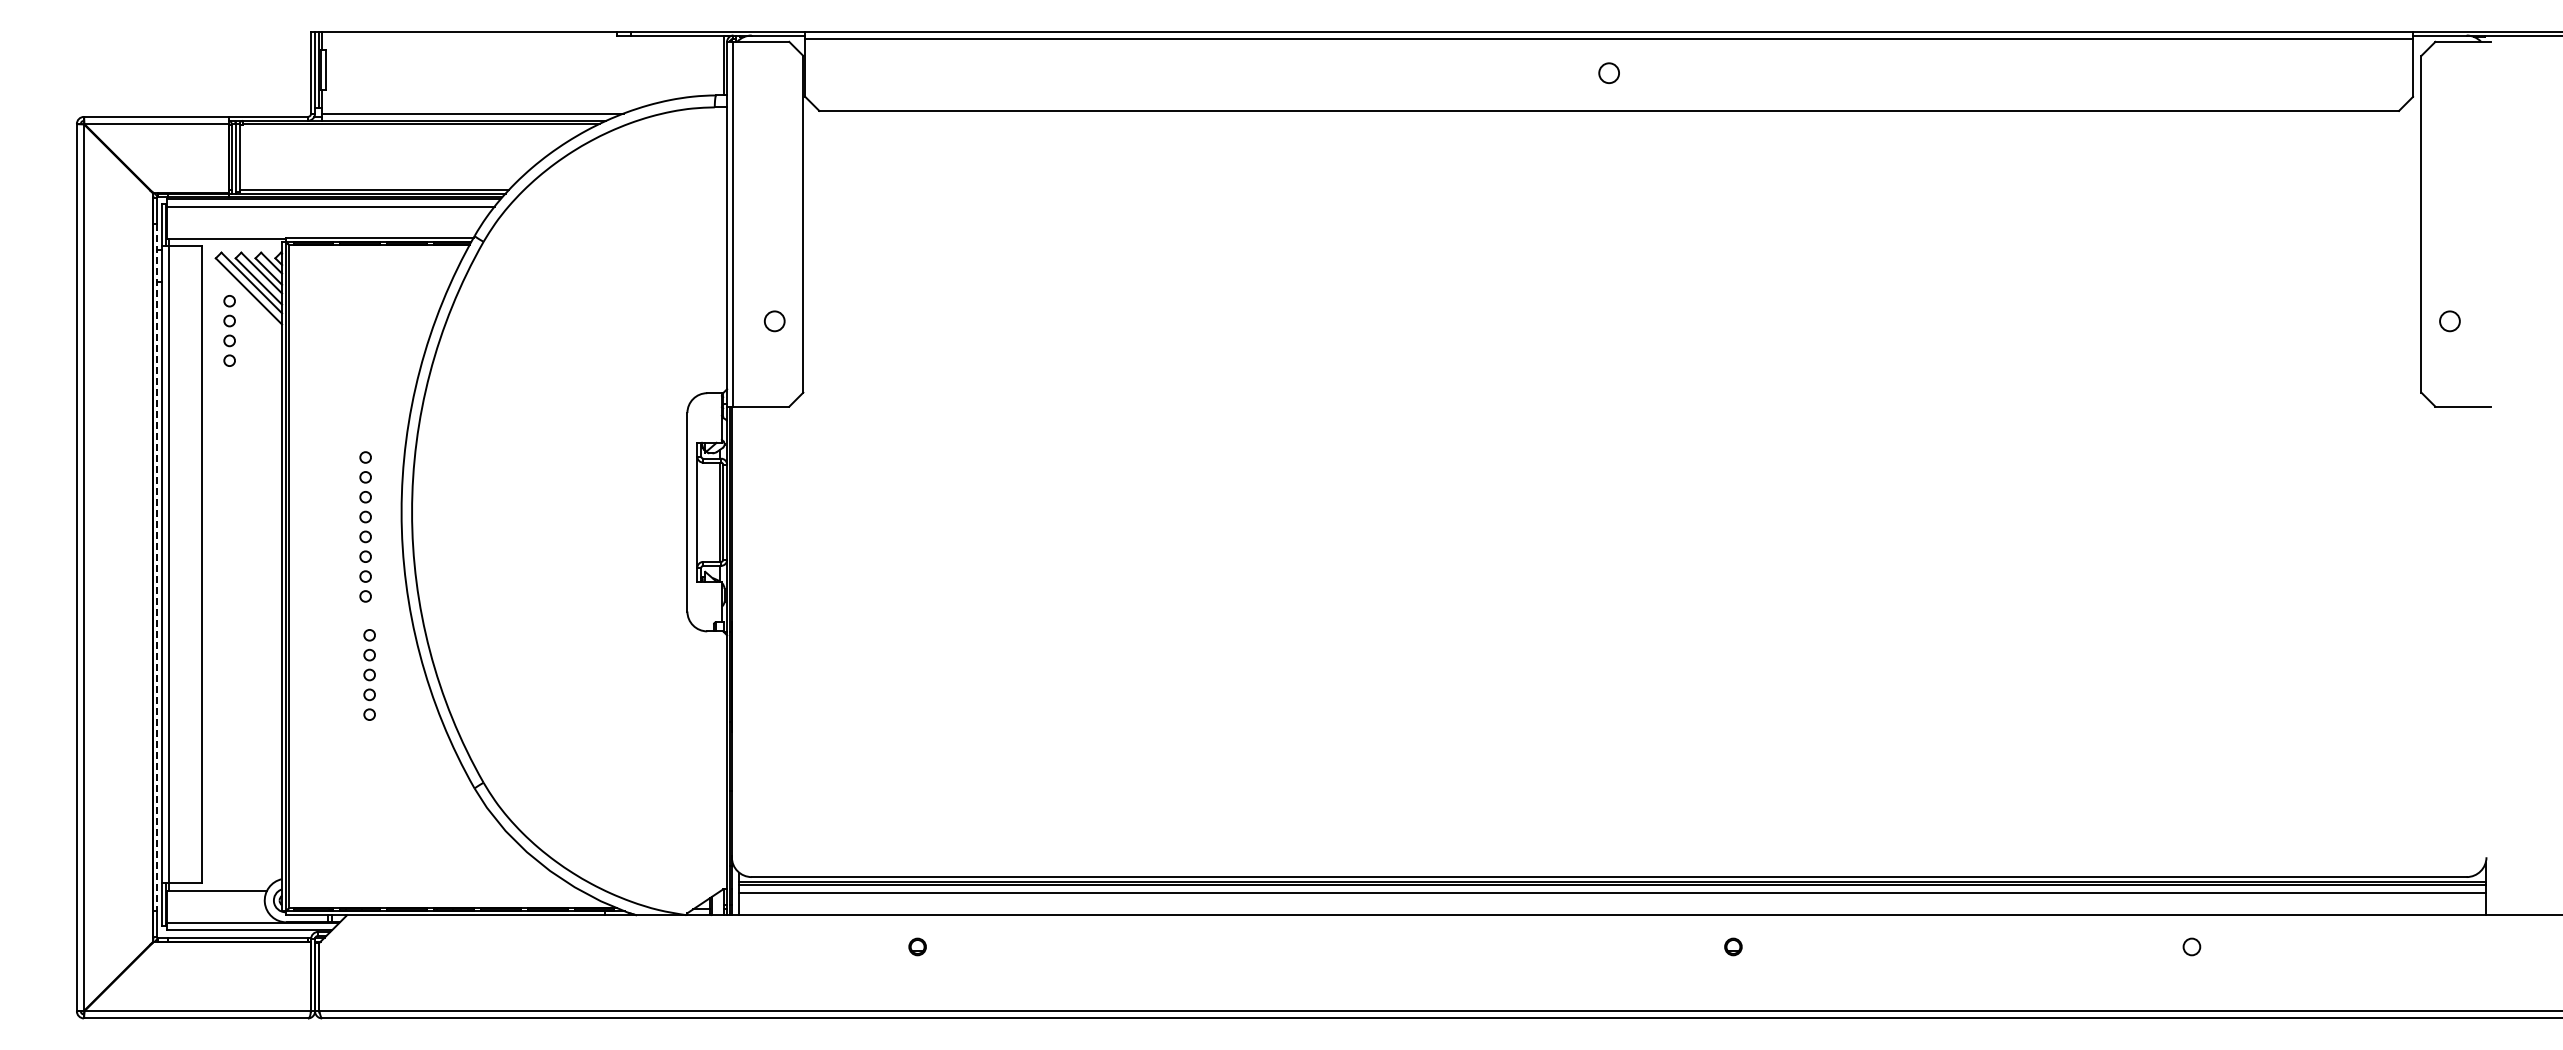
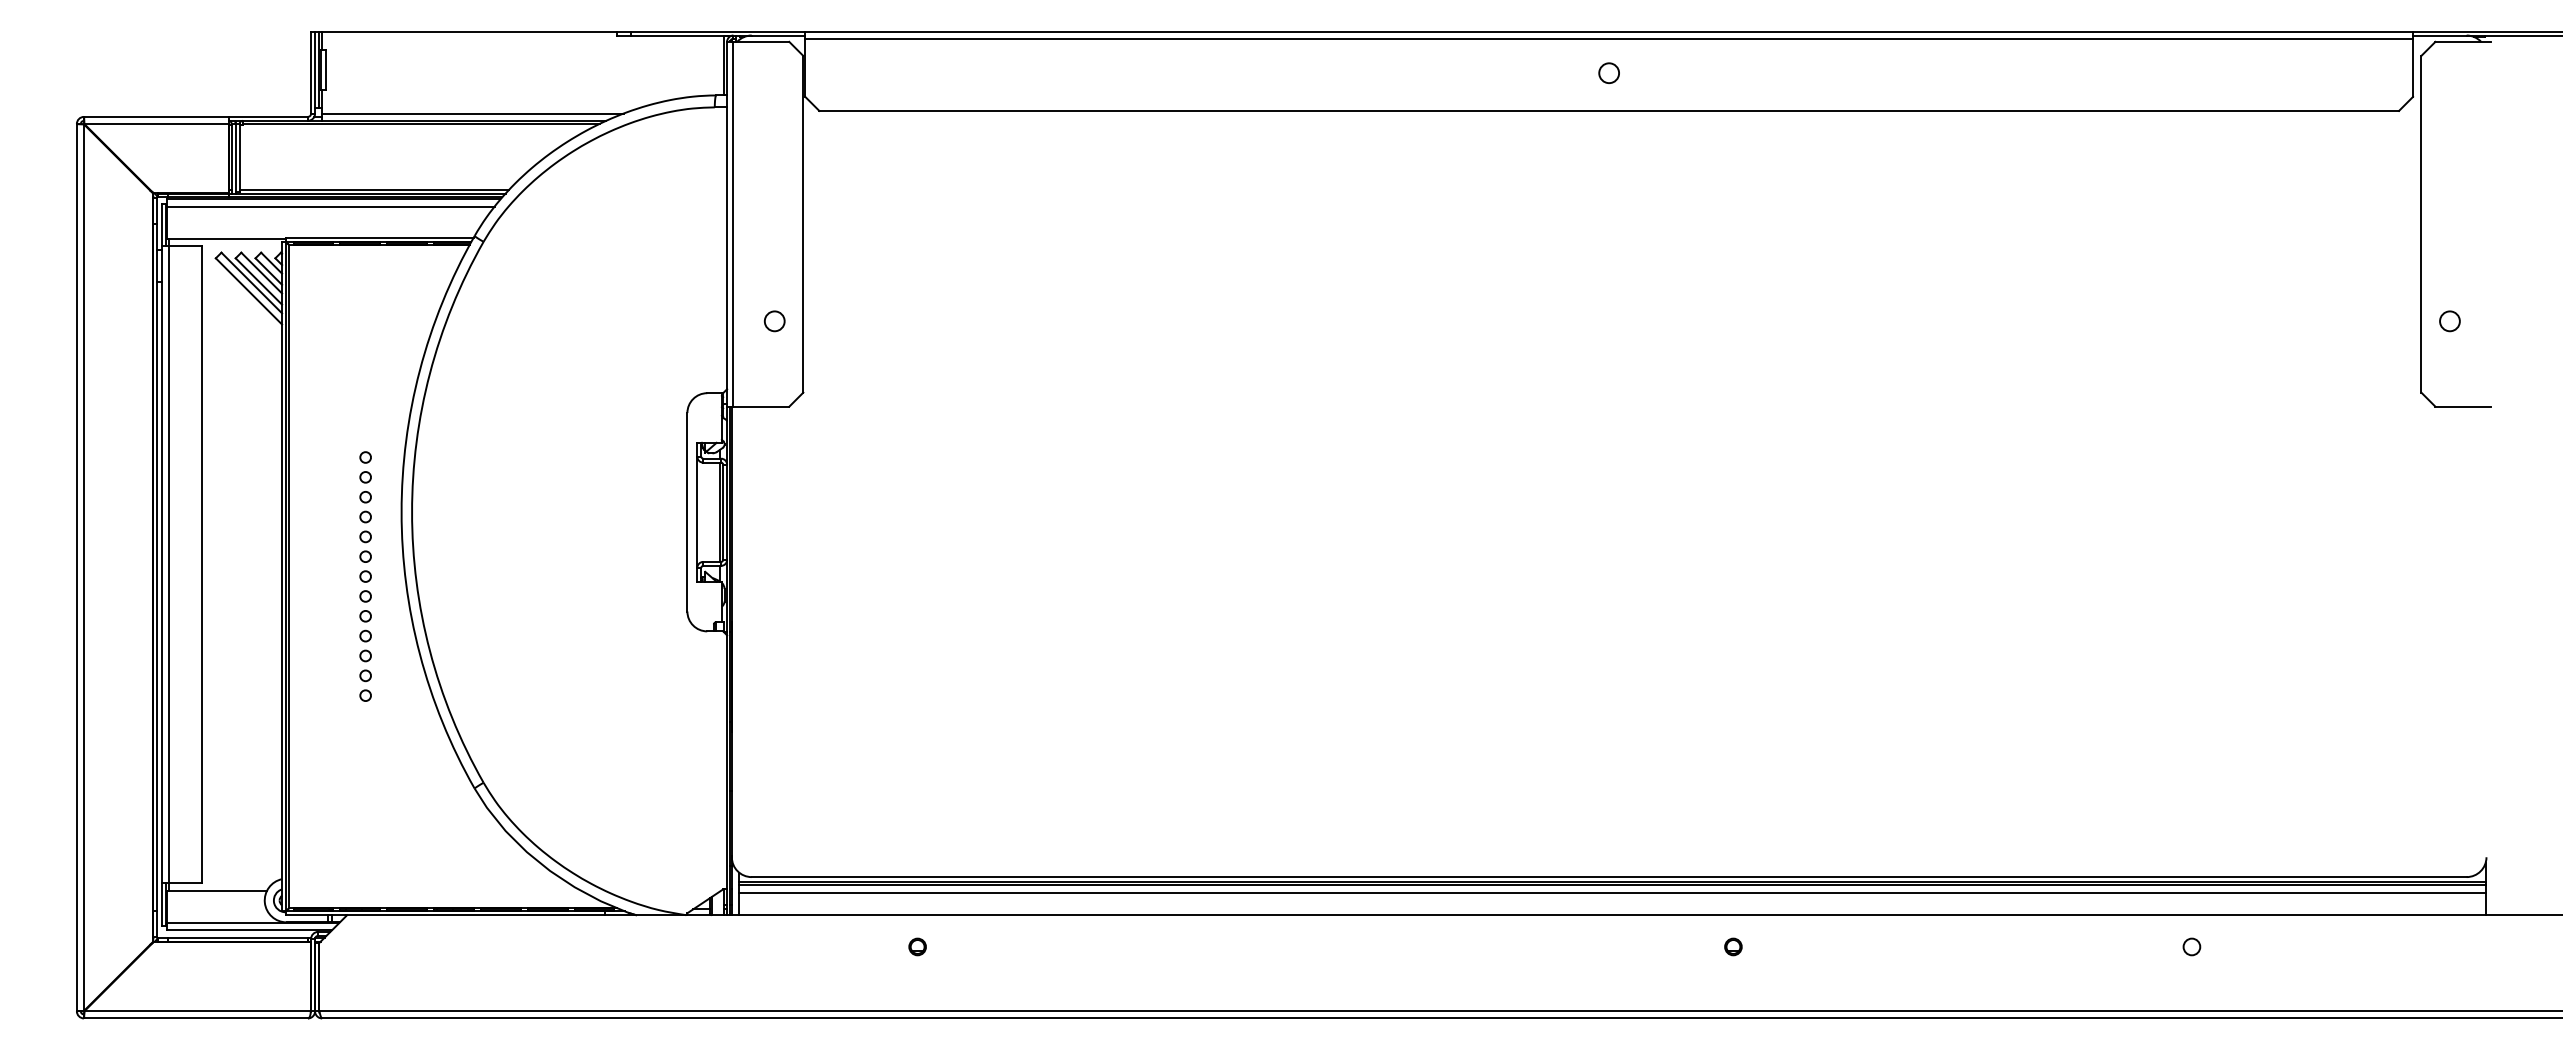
part: present -> none (229, 330)
line: dashed -> solid (157, 568)
part position: (369, 674) -> (365, 655) (365, 655)
